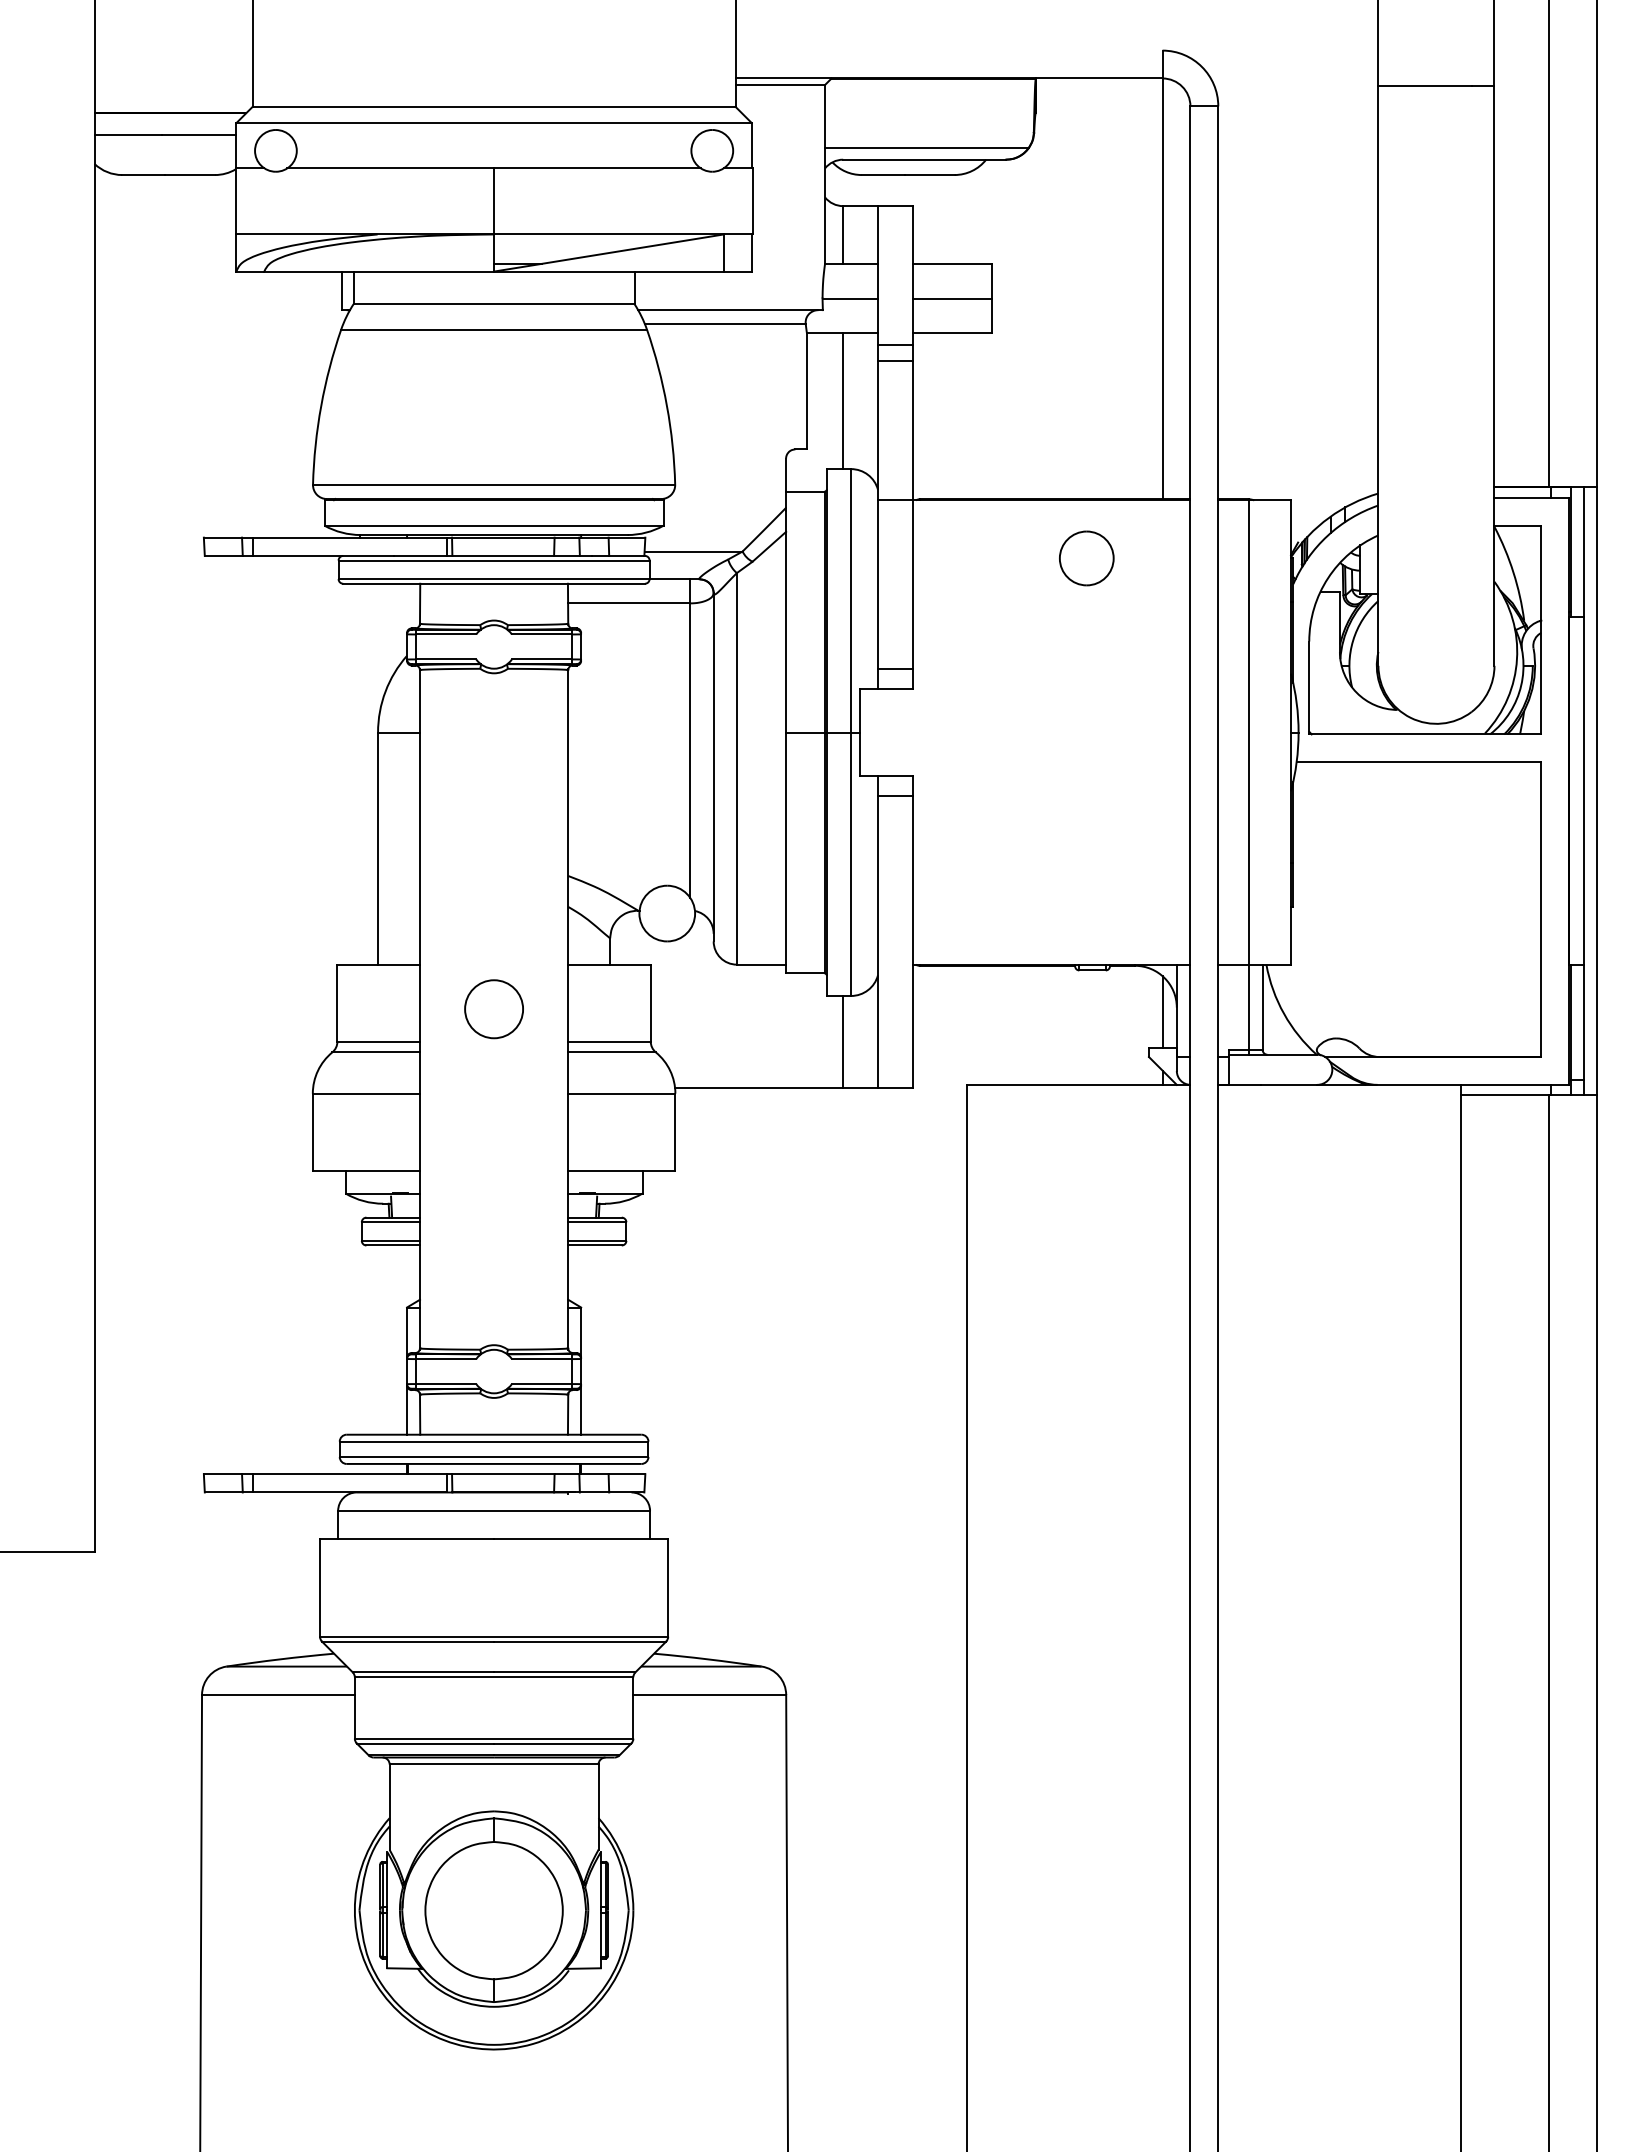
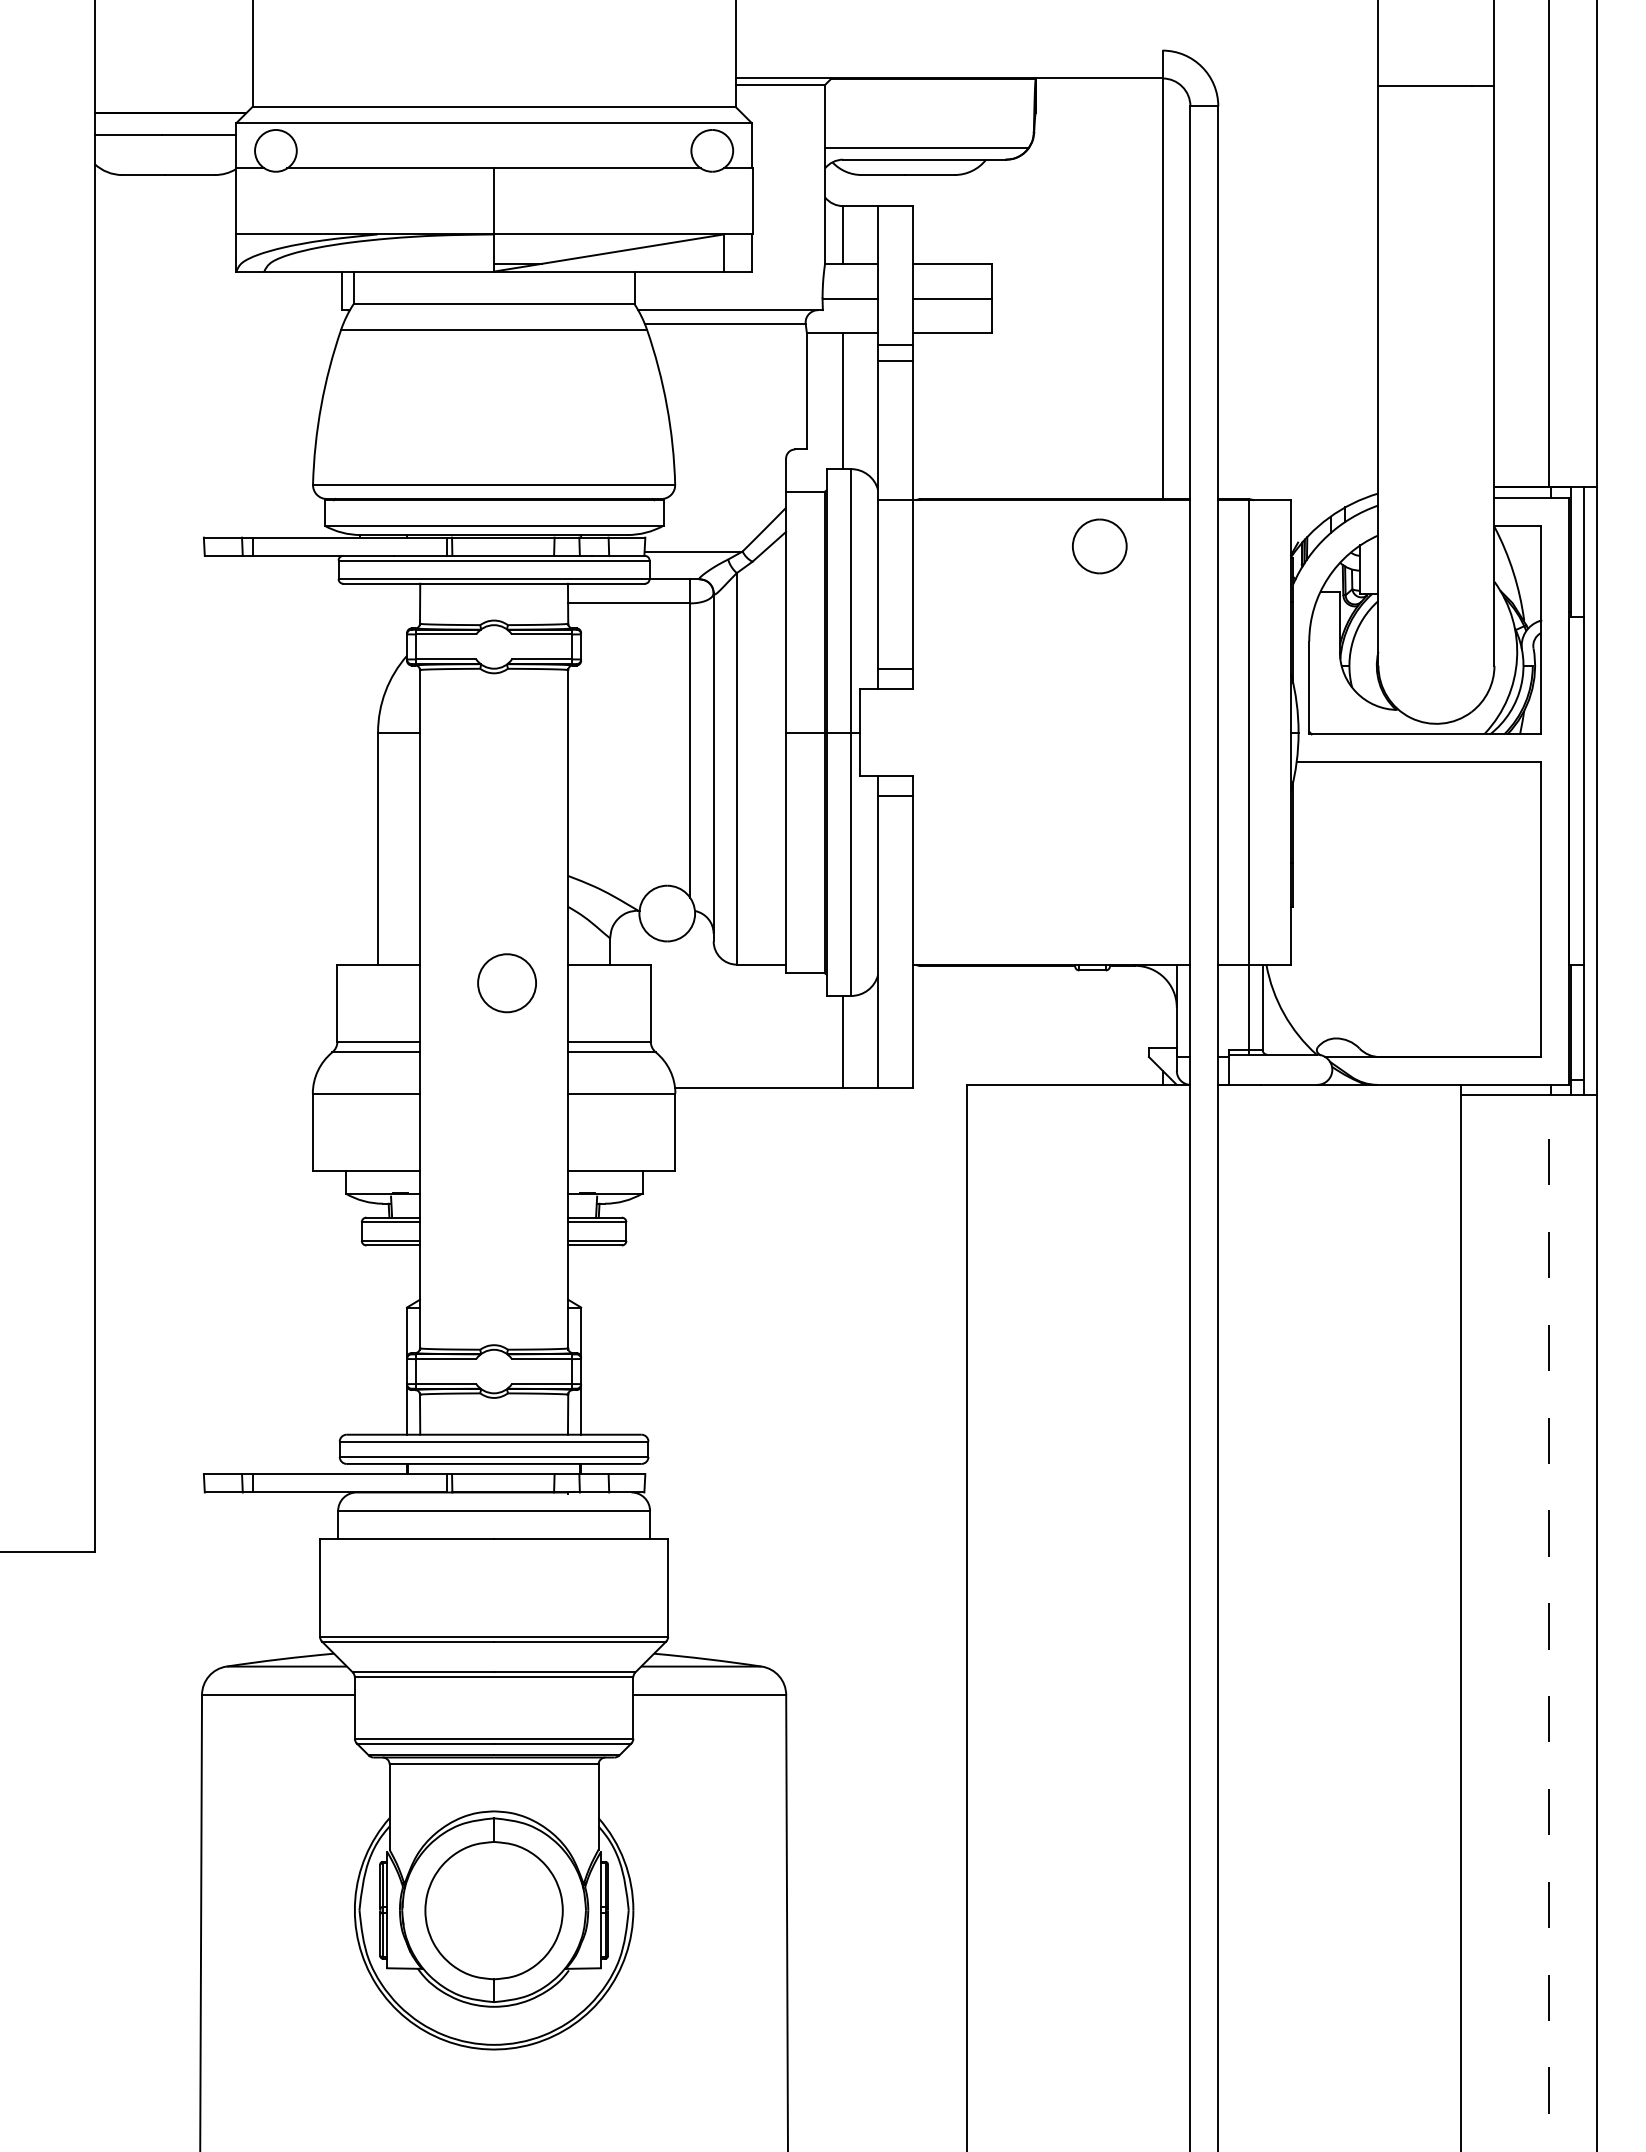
part position: (1086, 558) -> (1099, 546) (1099, 546)
circle position: (493, 1009) -> (506, 983) (506, 983)
line: present -> none (1162, 1011)
line: solid -> dashed (1549, 1623)
